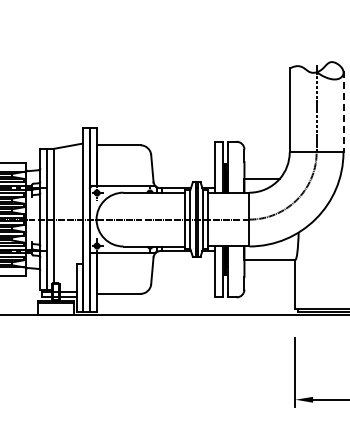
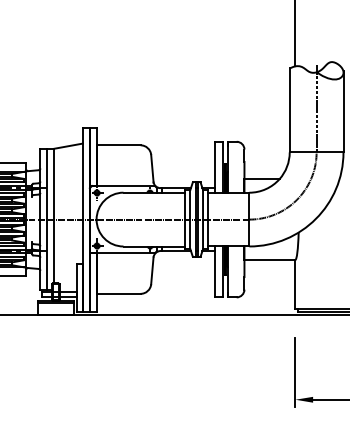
line: none -> present (295, 34)
line: dashed -> solid (343, 112)
